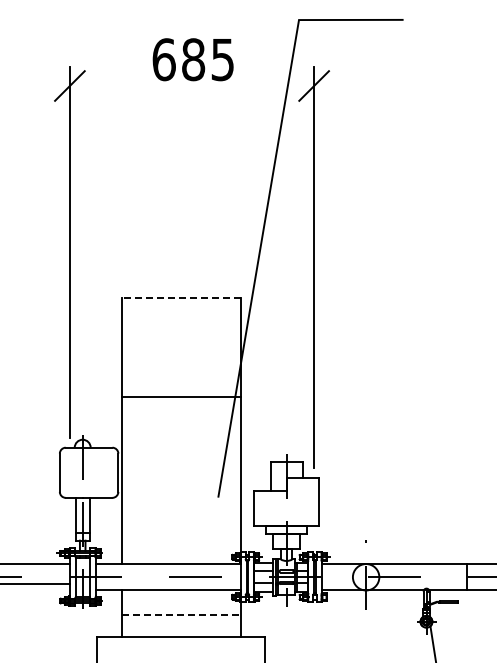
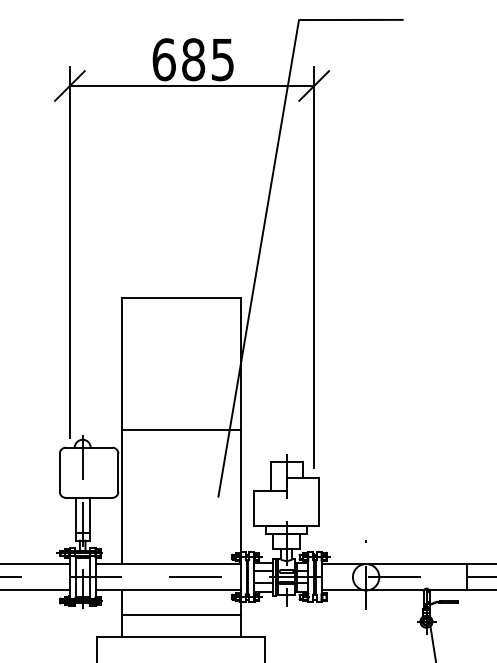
line: none -> present (191, 86)
line: dashed -> solid (180, 297)
line position: (180, 396) -> (180, 429) (180, 429)
line position: (35, 584) -> (35, 590) (35, 590)
line: dashed -> solid (181, 615)
